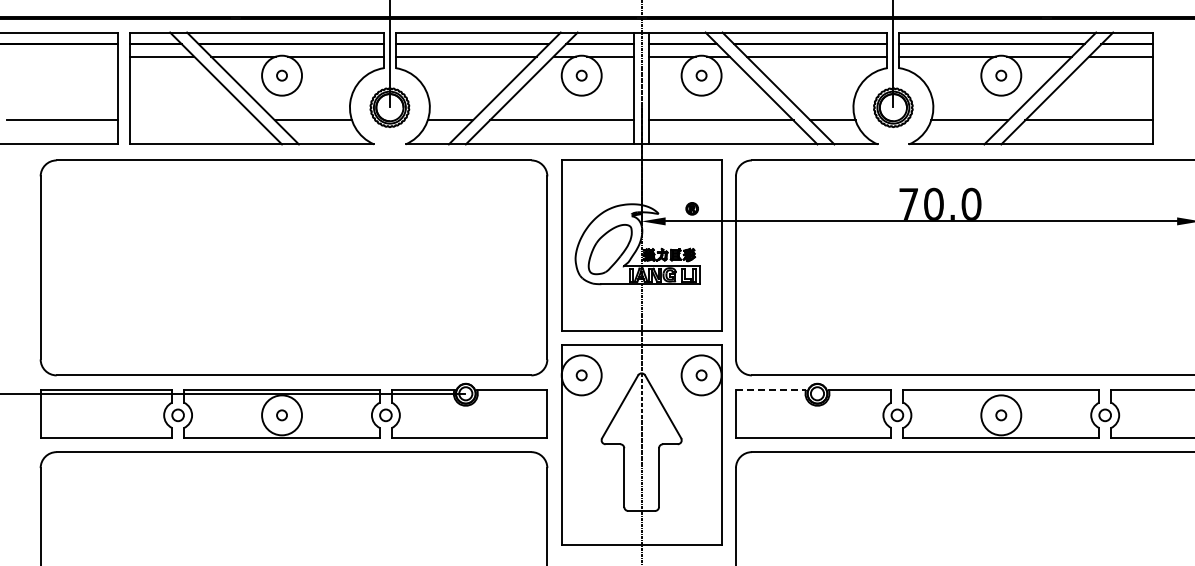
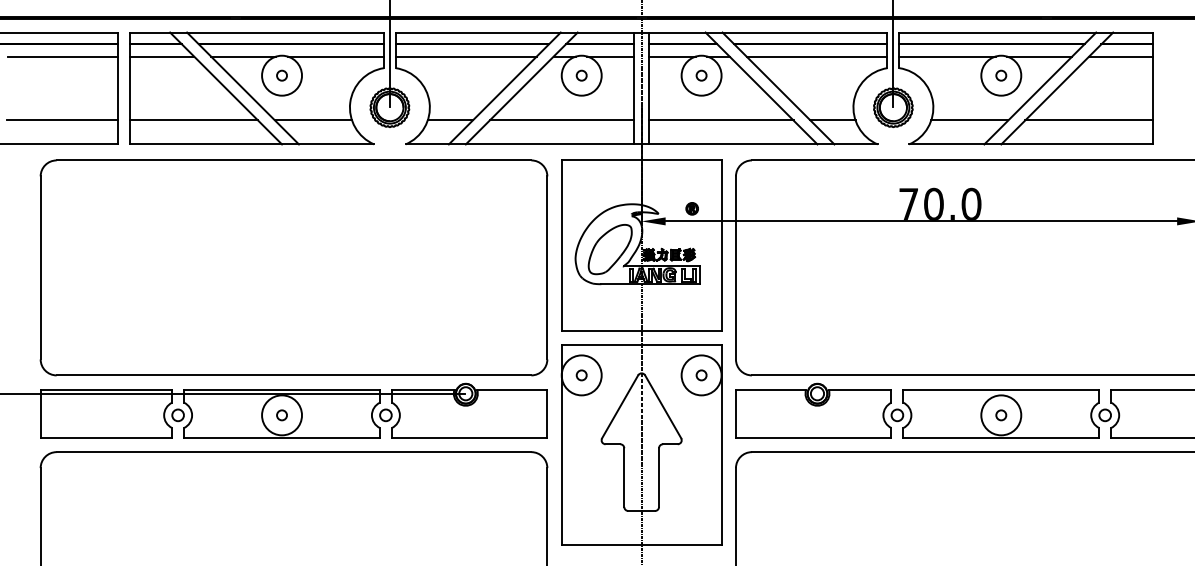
line: none -> present (62, 56)
line: none -> present (194, 120)
line: dashed -> solid (771, 389)
